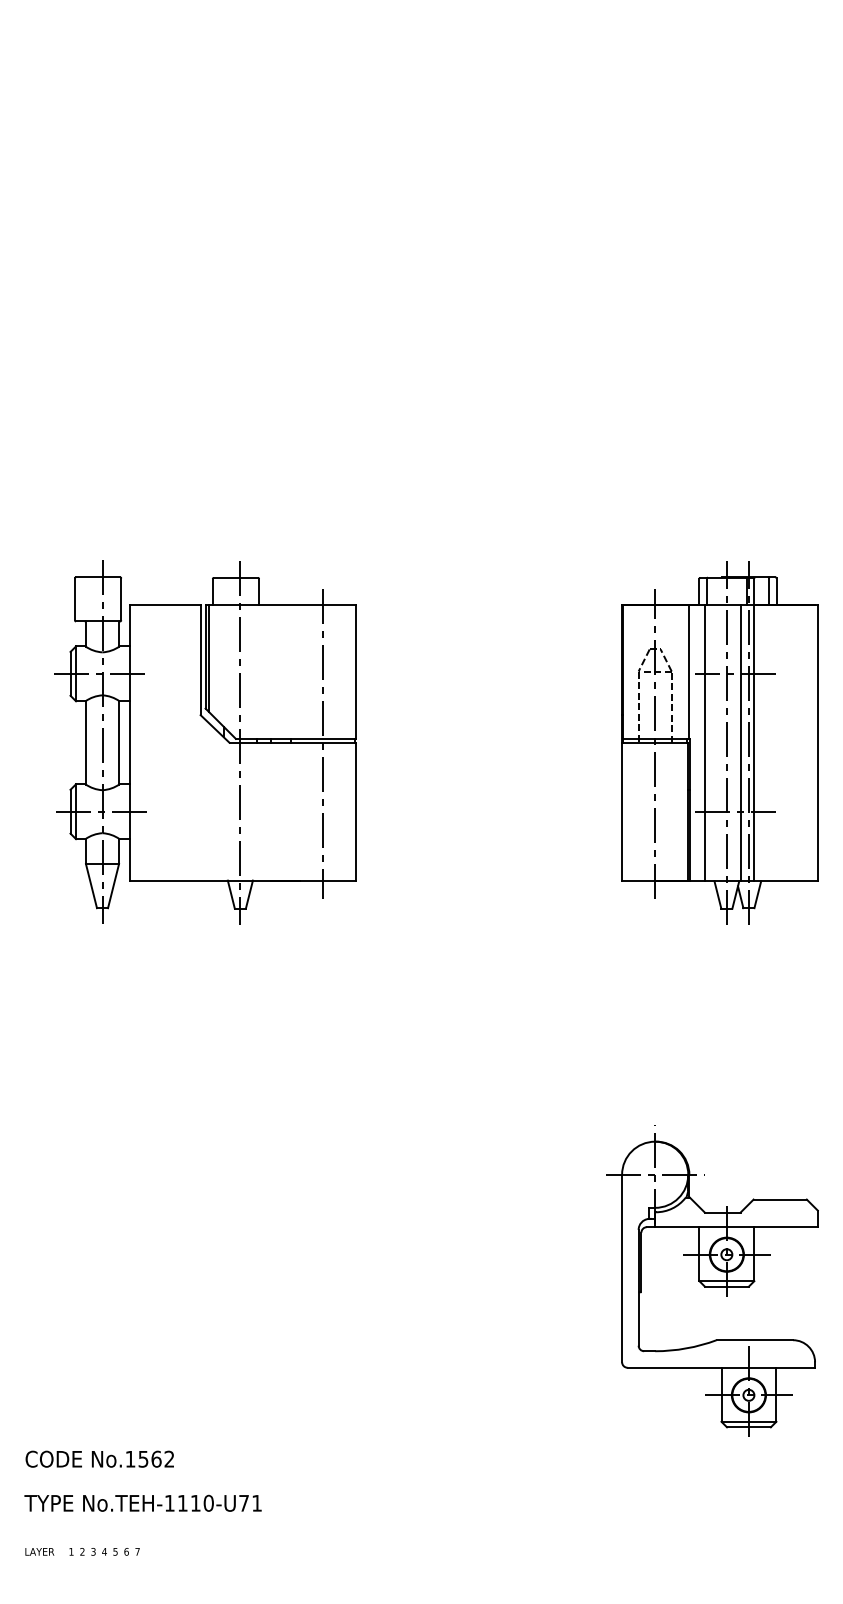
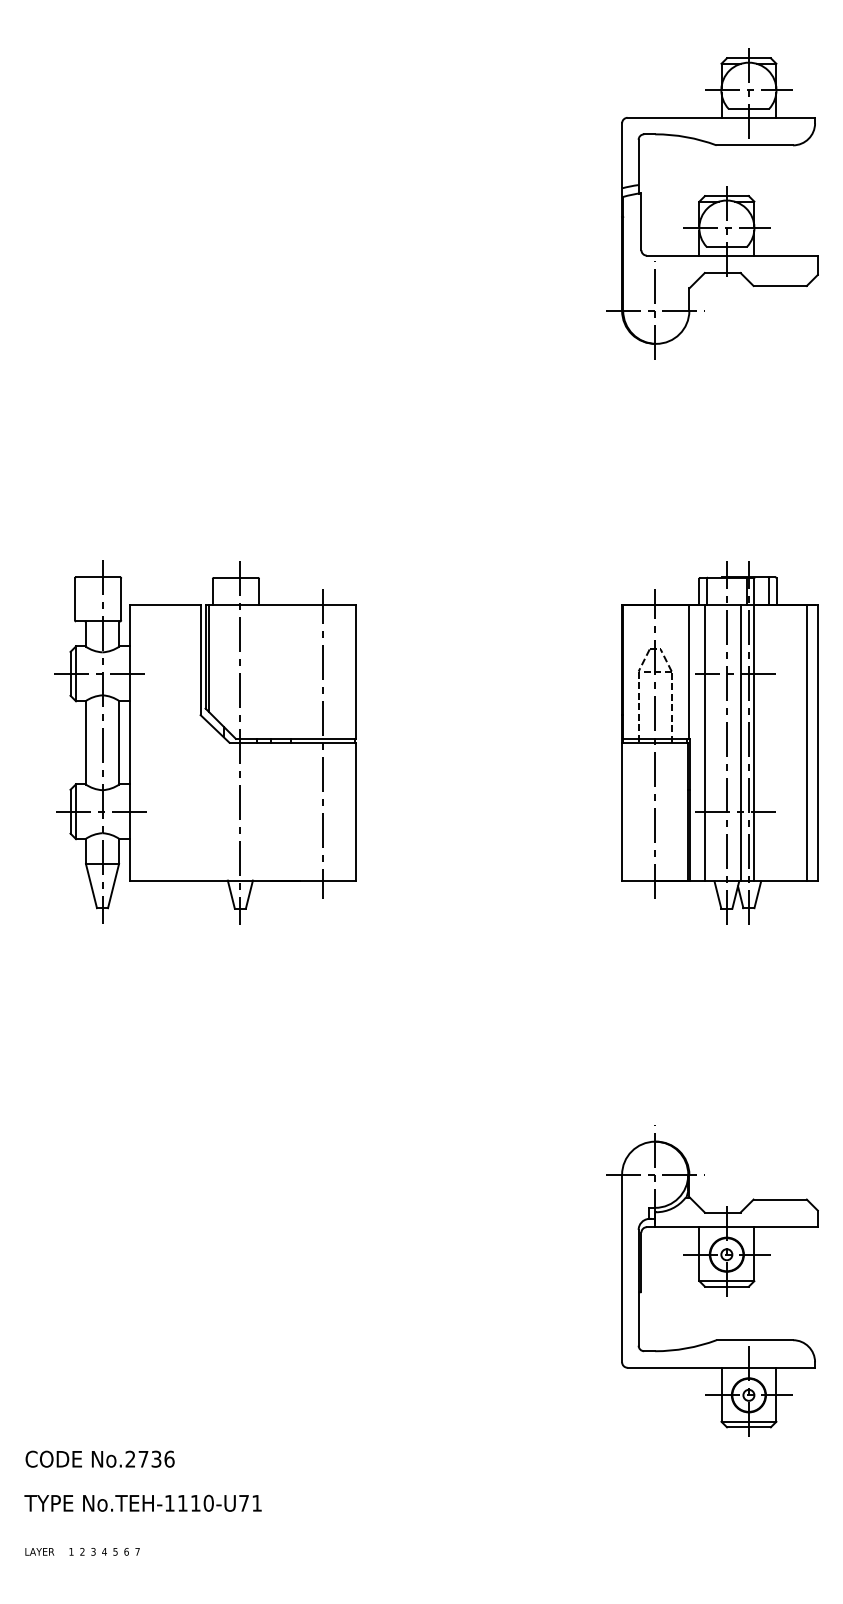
part: none -> present (712, 203)
line: none -> present (806, 743)
text: No.1562 -> No.2736 (149, 1458)
